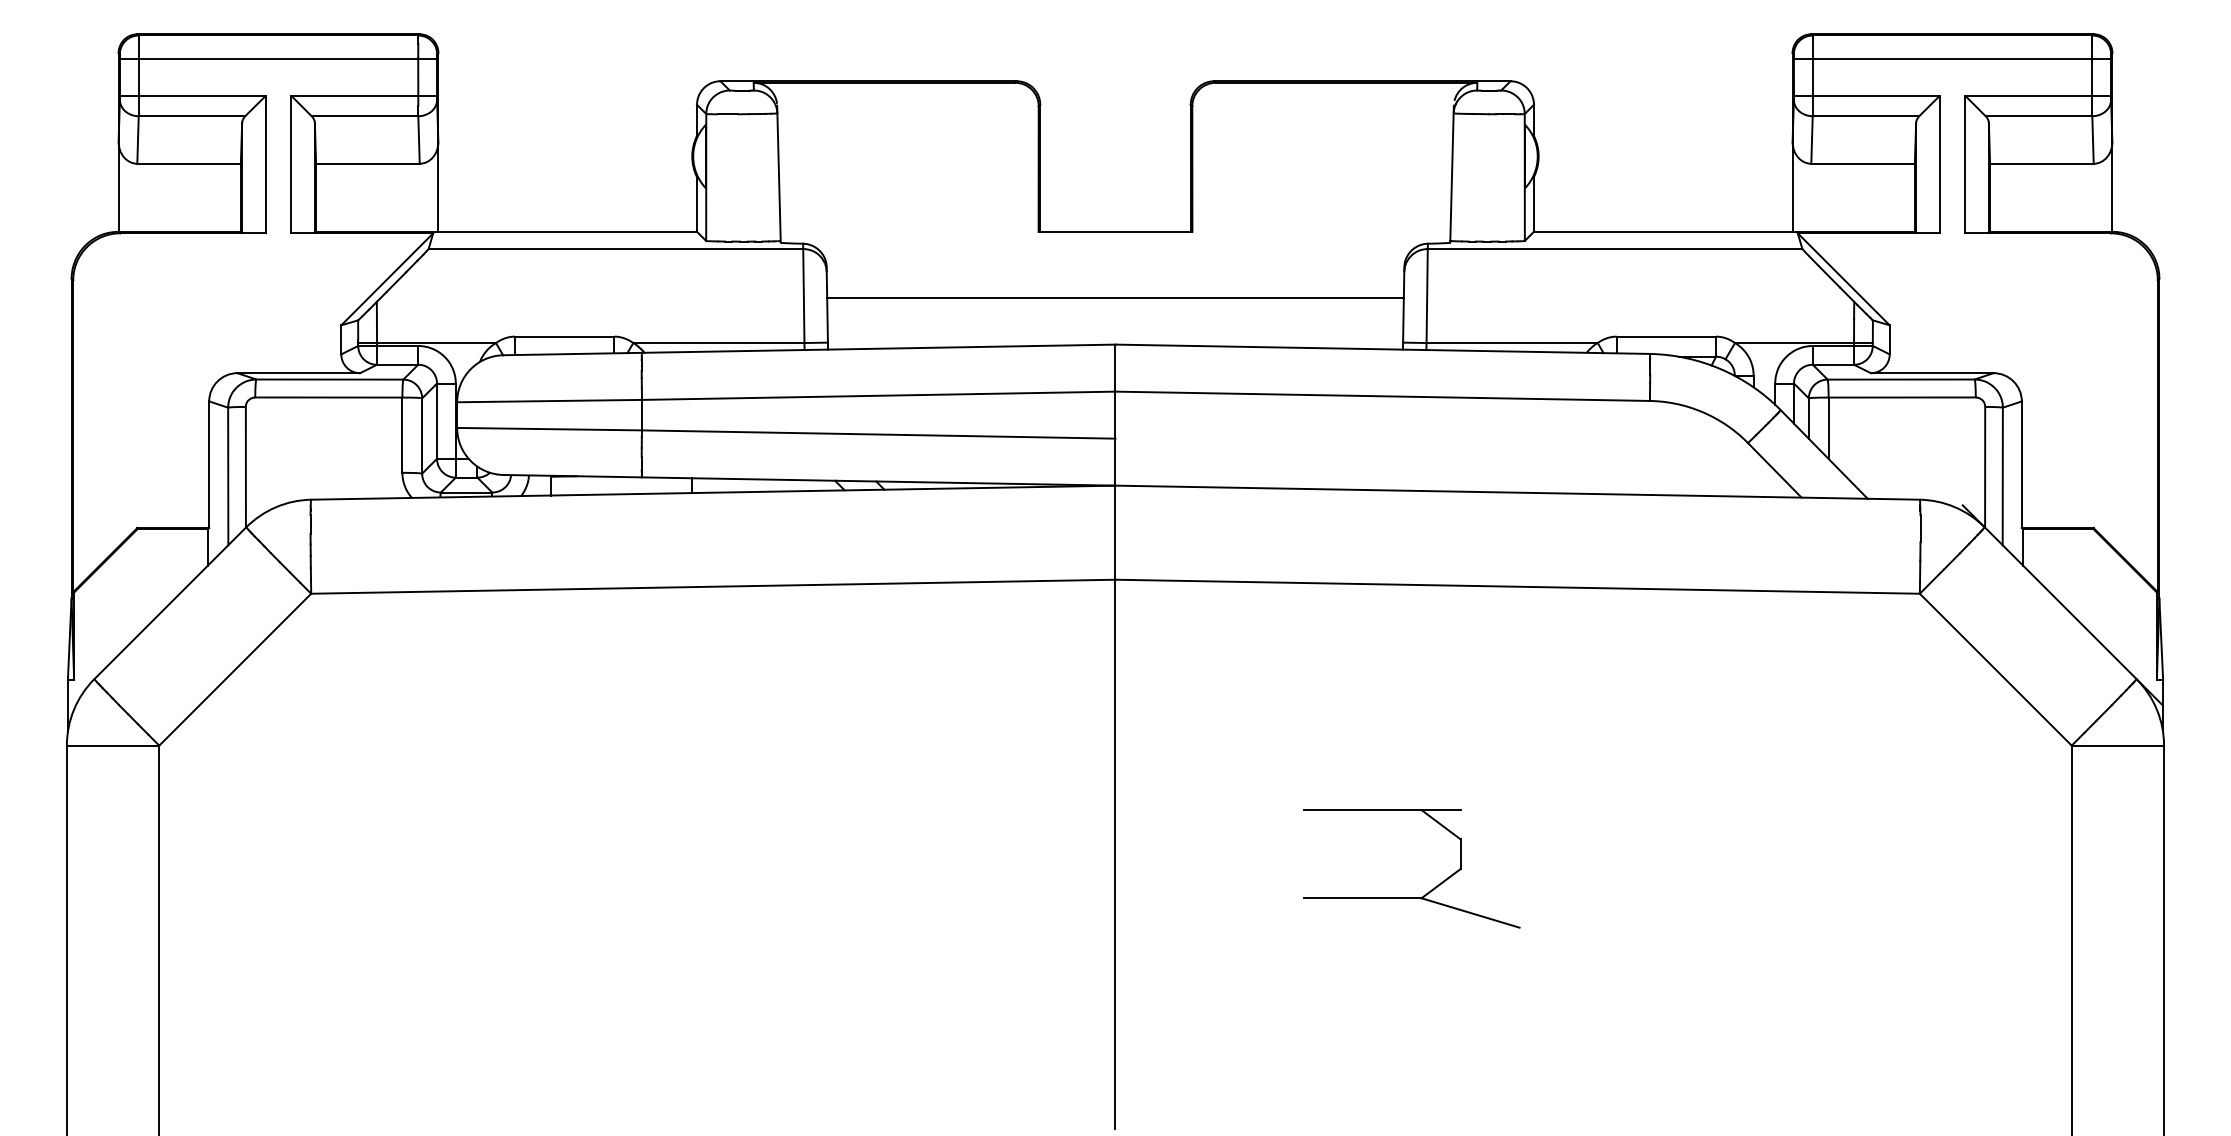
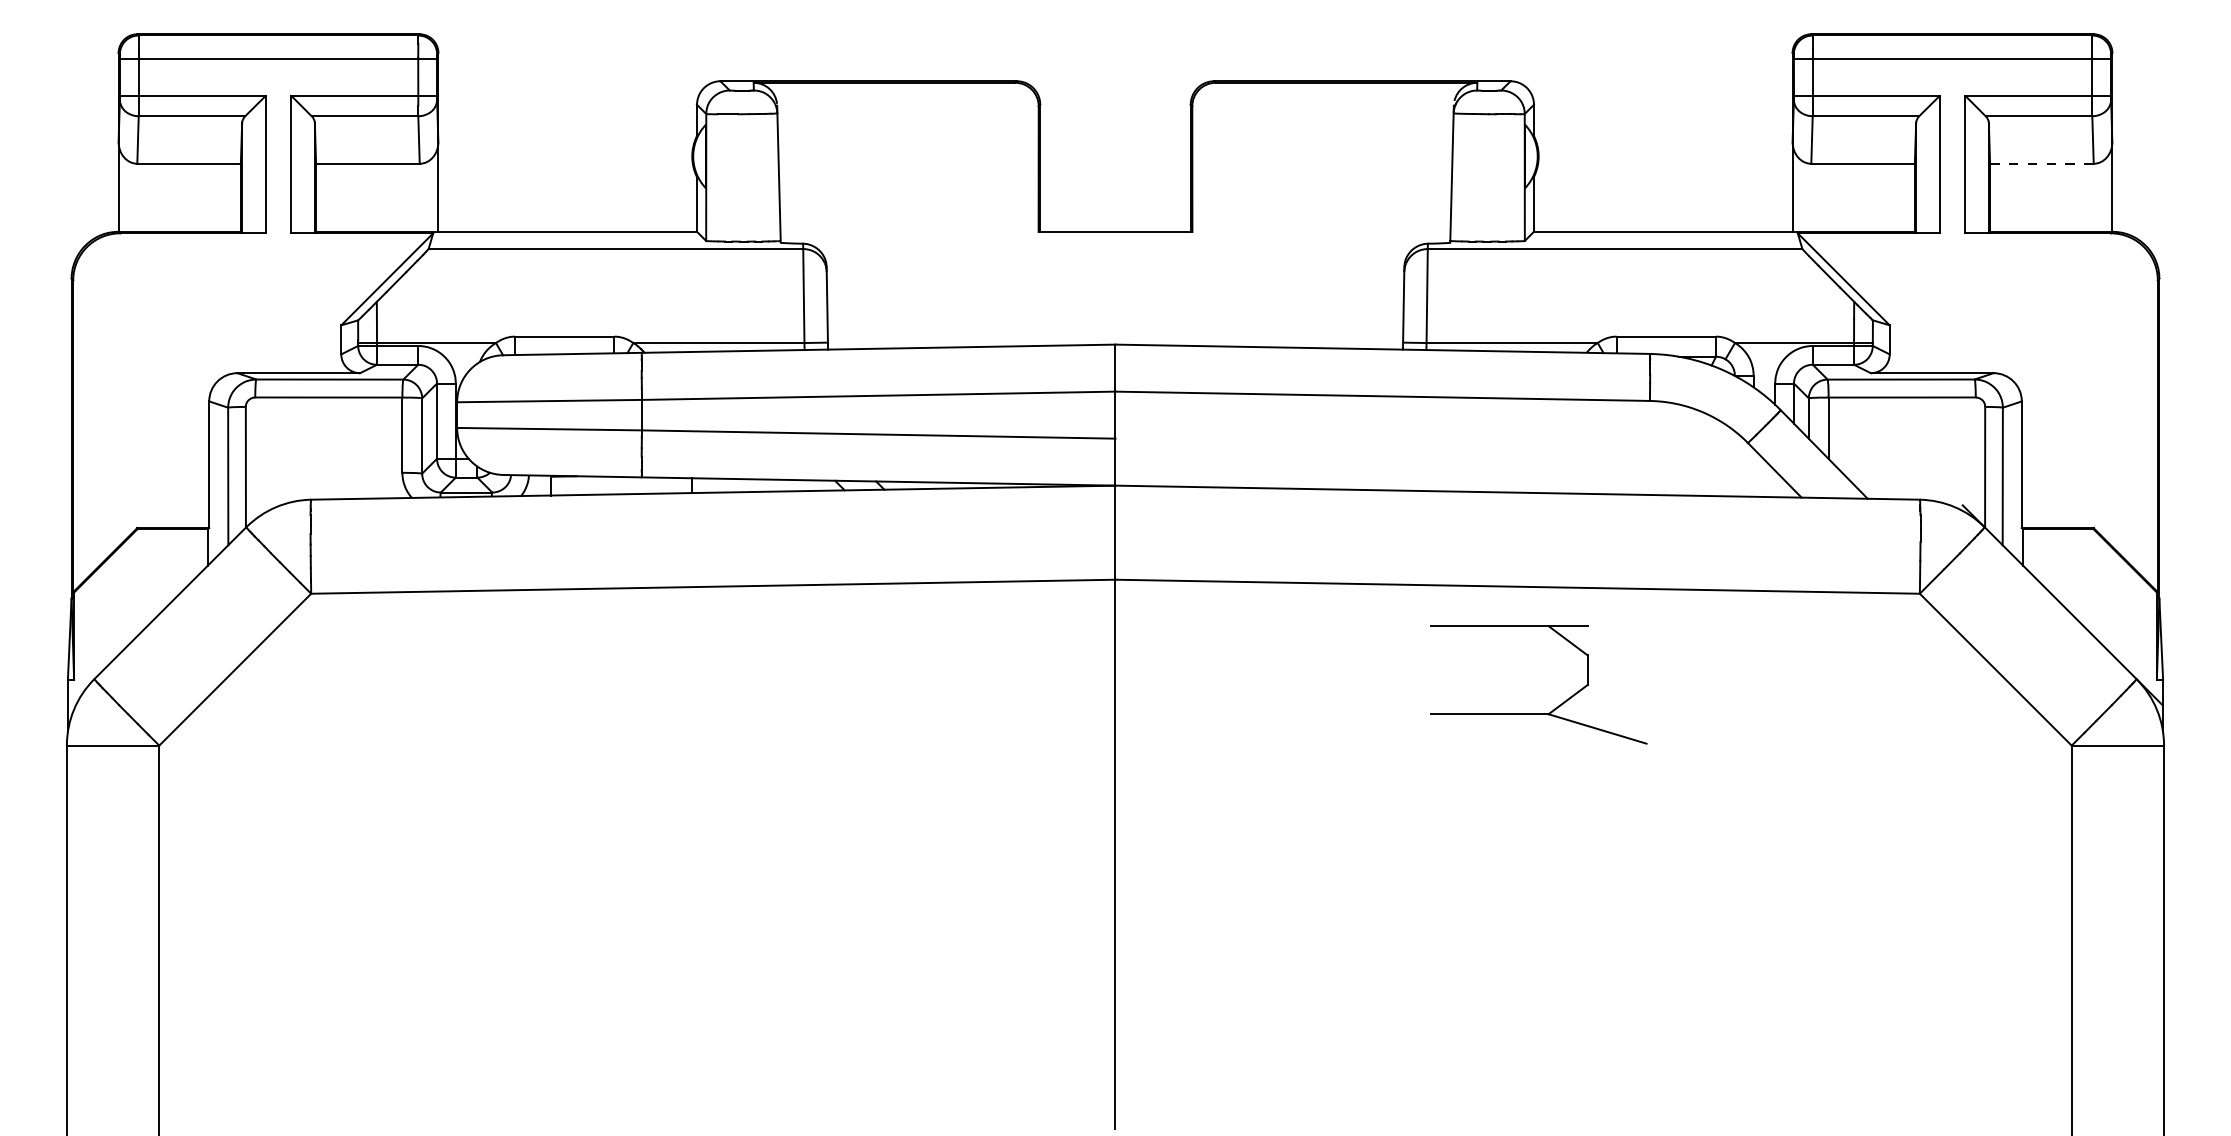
line: solid -> dashed (2041, 163)
line: present -> none (1115, 297)
part position: (1428, 891) -> (1555, 707) (1555, 707)
